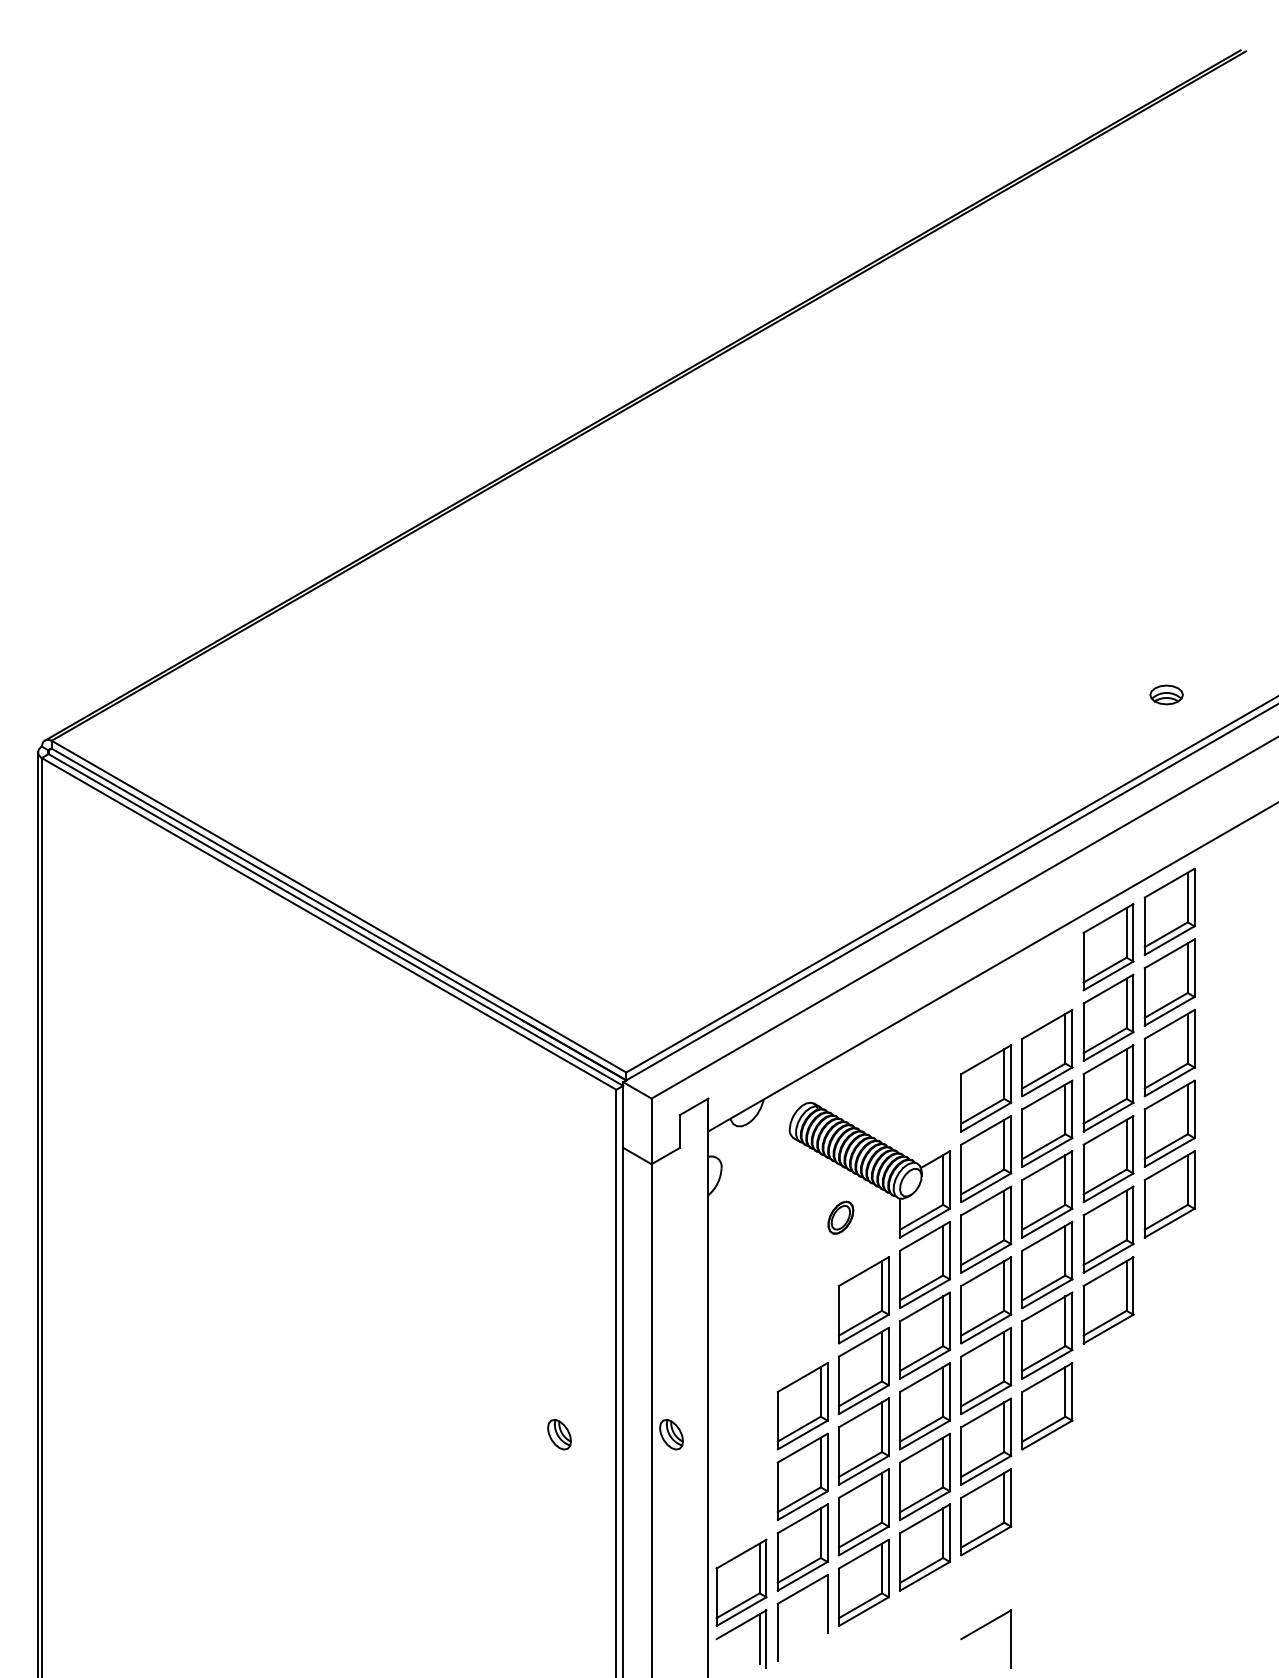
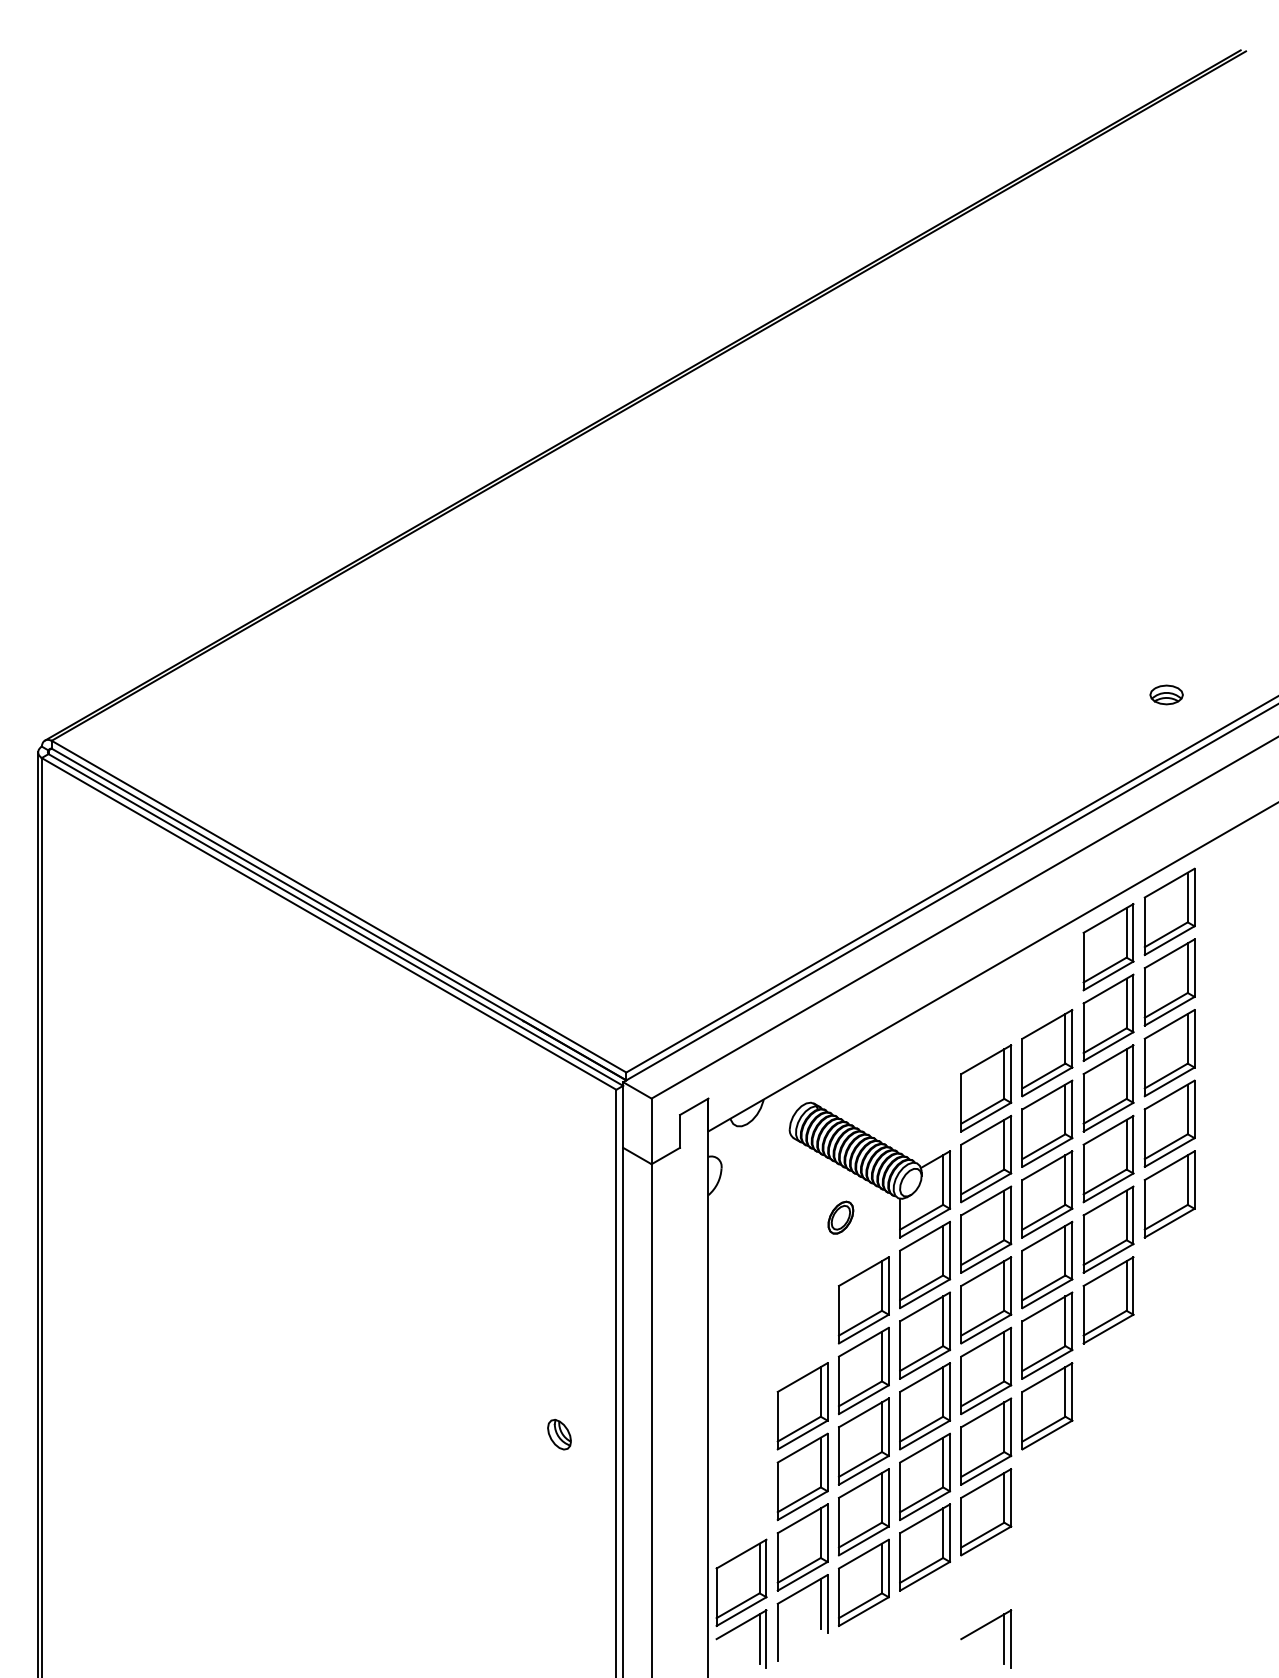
part: present -> none (671, 1434)
line: none -> present (820, 1603)
line: none -> present (1004, 1638)
